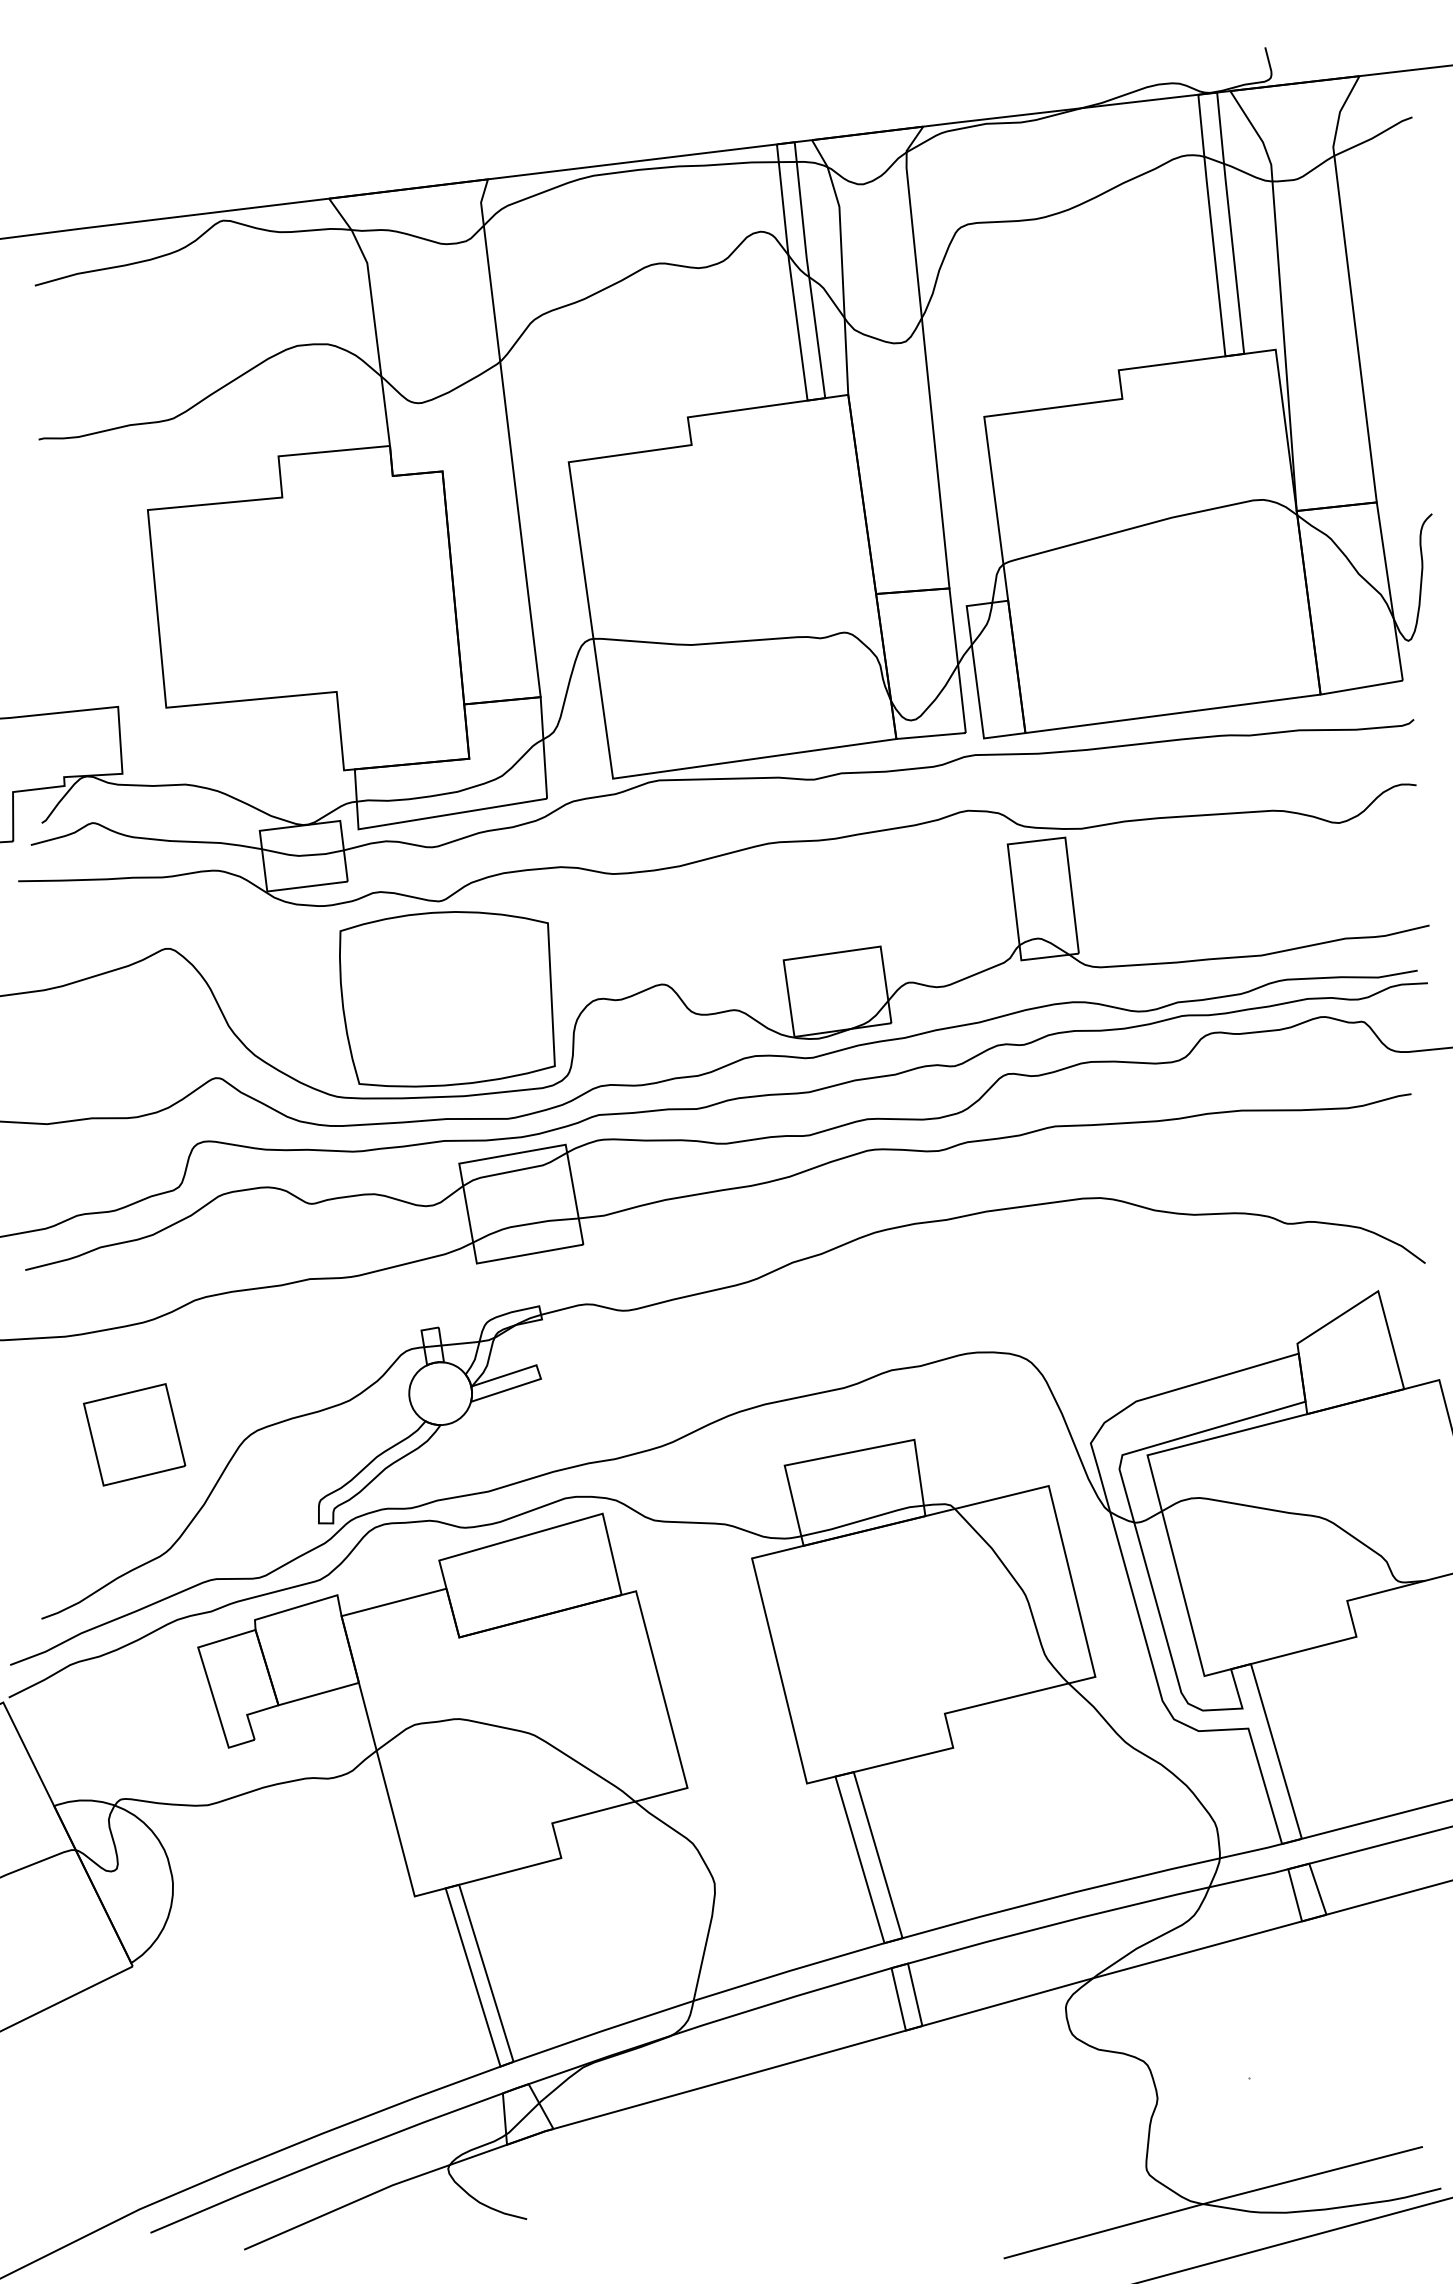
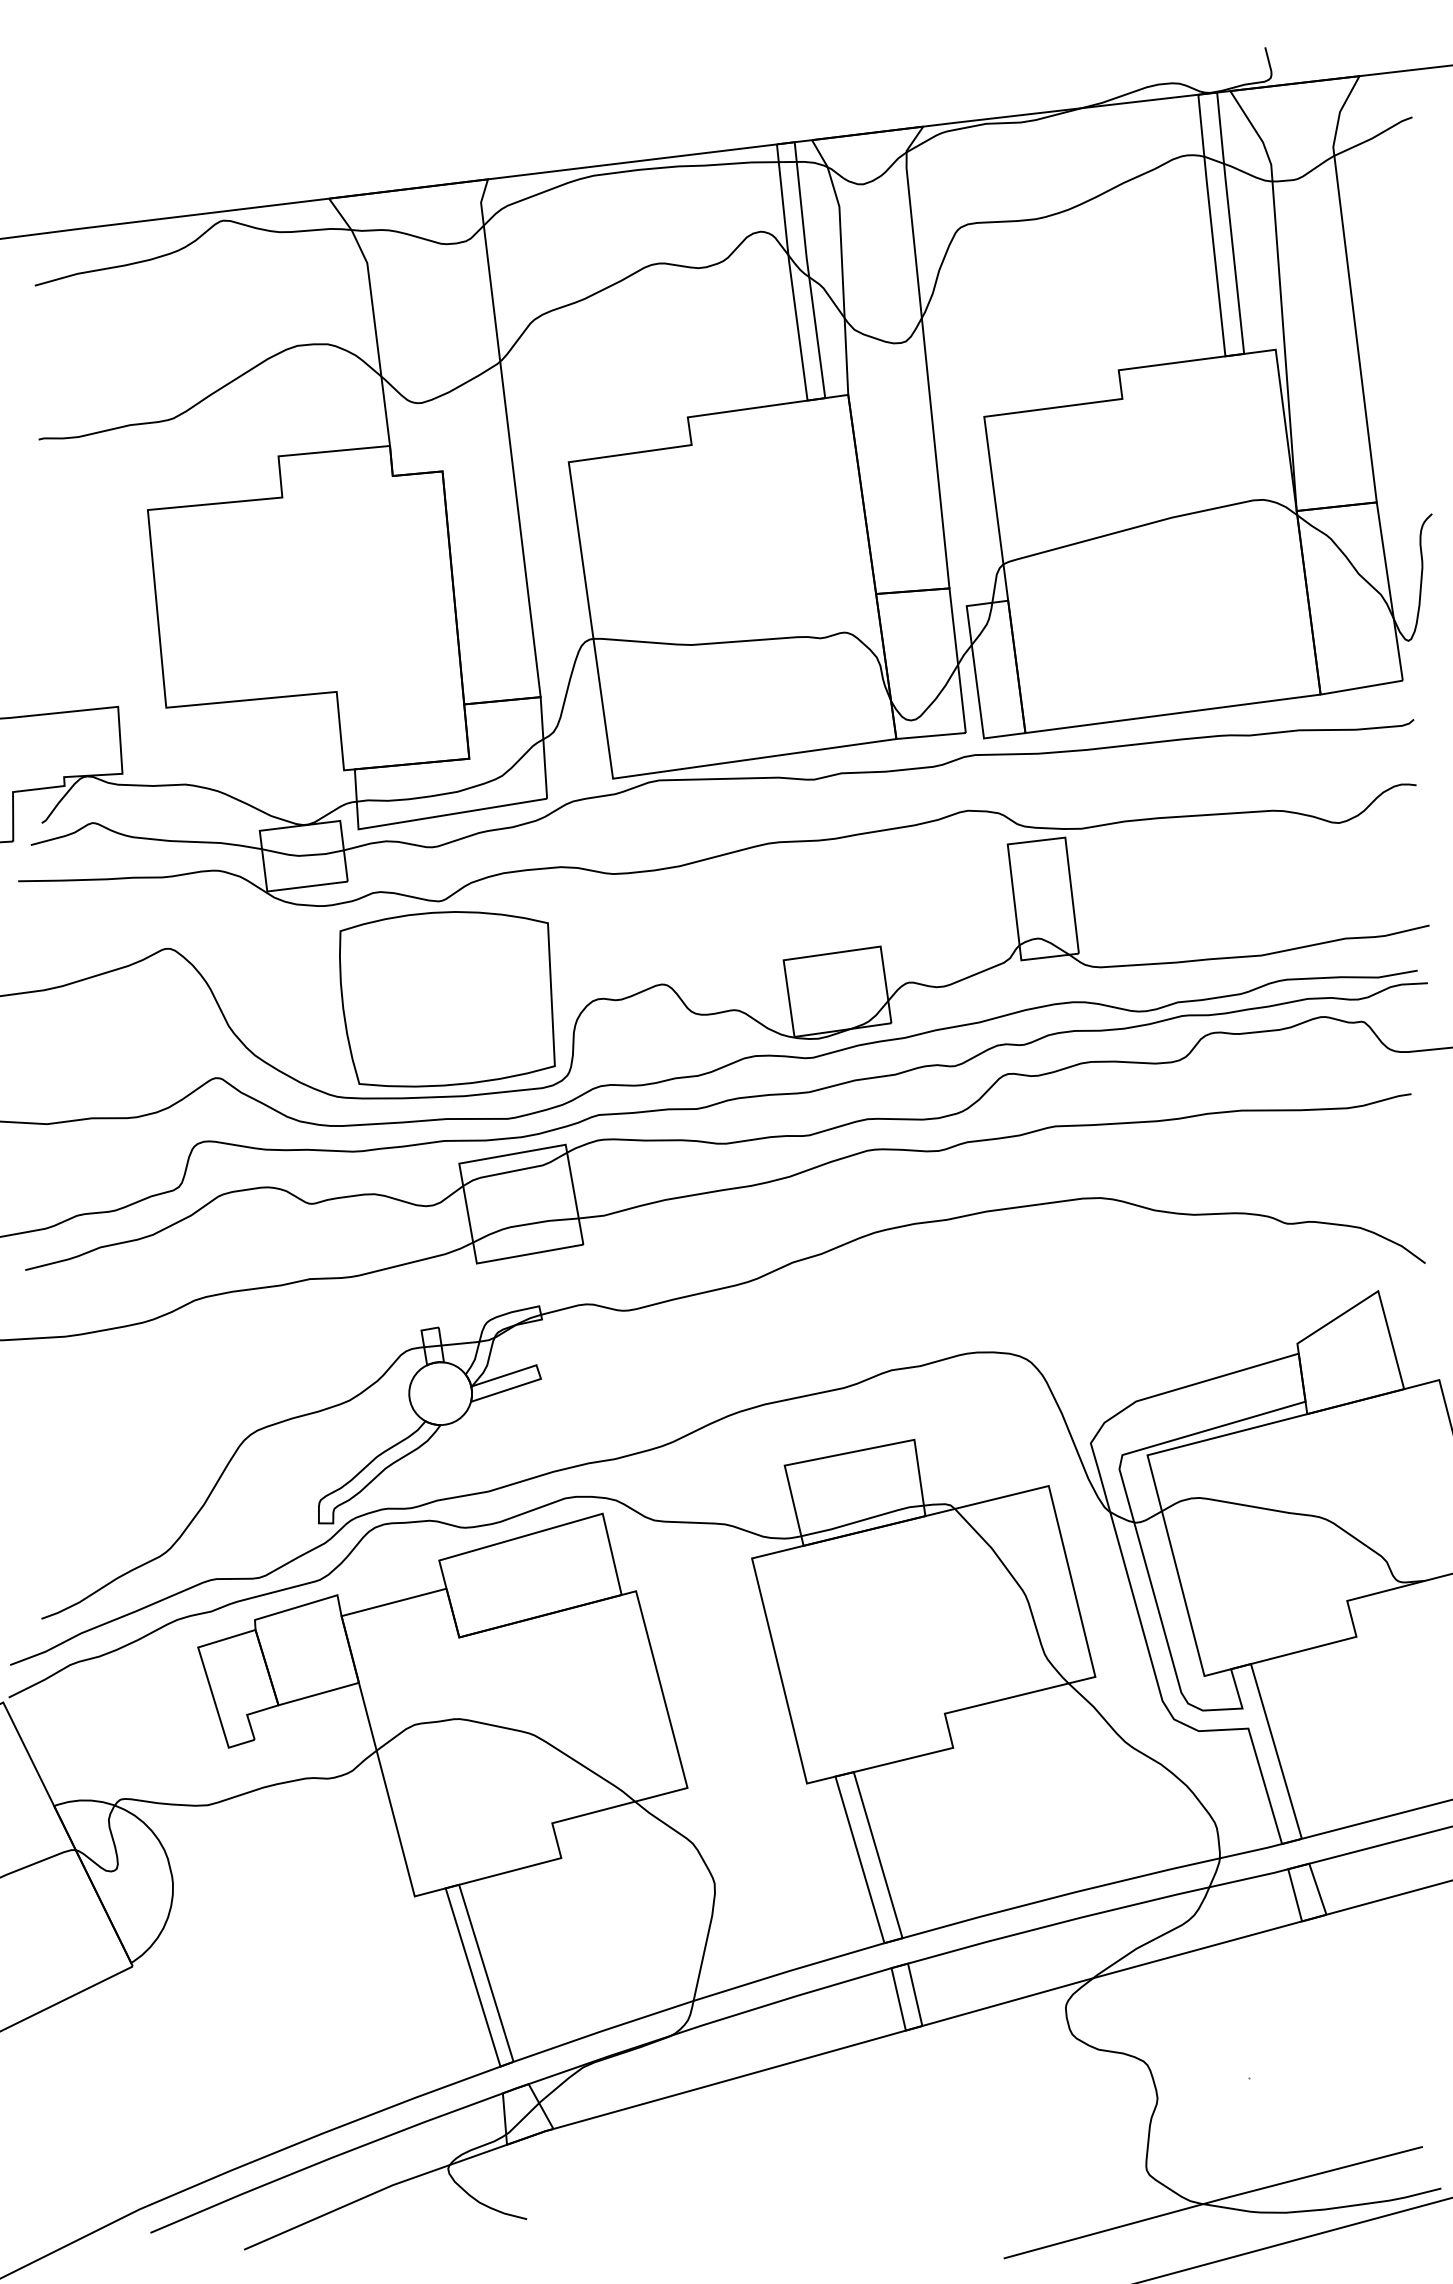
part: present -> none (134, 1434)
